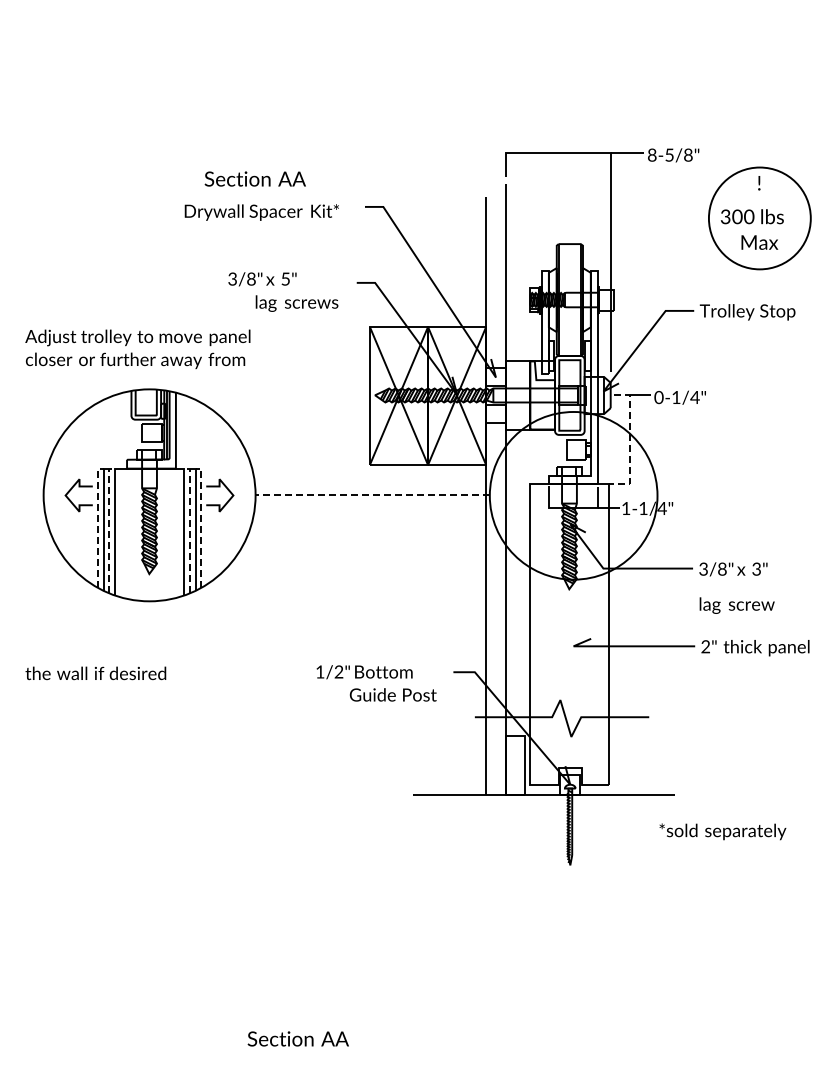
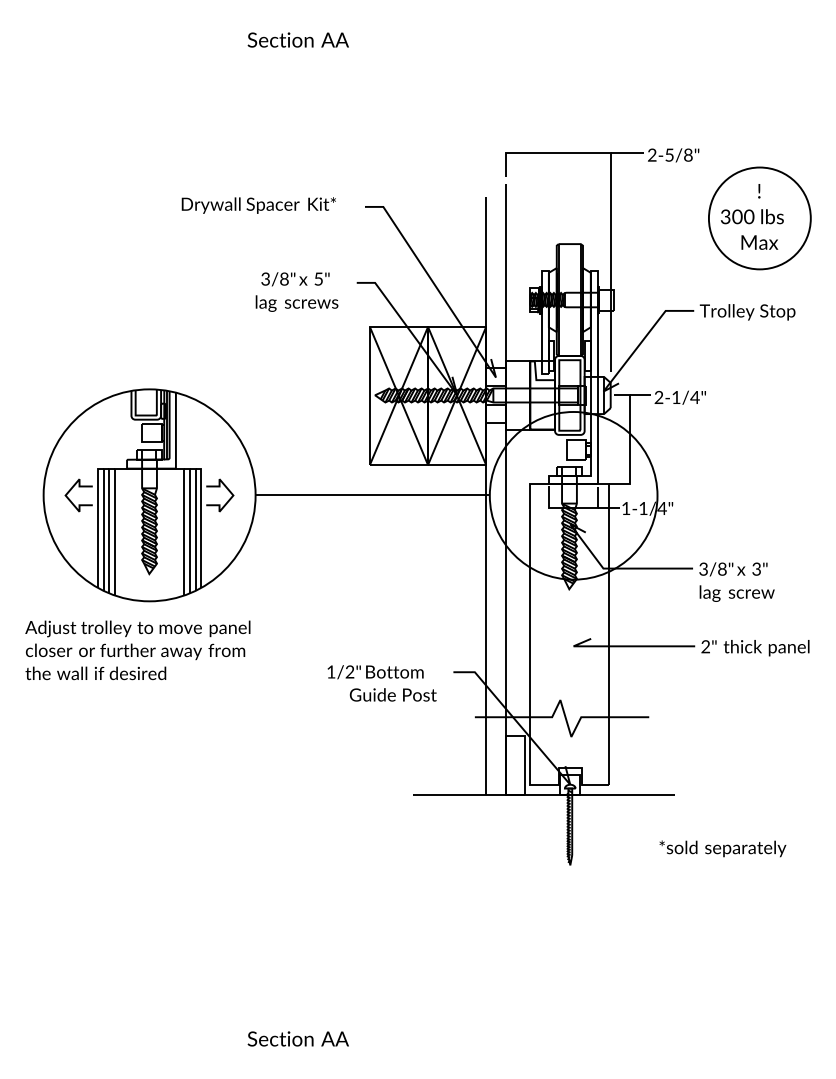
text: 8-5/8" -> 2-5/8" (652, 155)
text position: (254, 178) -> (297, 39) (297, 39)
text position: (759, 183) -> (759, 191) (759, 191)
text position: (261, 212) -> (258, 205) (258, 205)
text position: (262, 279) -> (295, 279) (295, 279)
text position: (137, 348) -> (137, 639) (137, 639)
text: 0-1/4" -> 2-1/4" (658, 397)
line: dashed -> solid (630, 442)
line: dashed -> solid (372, 495)
line: dashed -> solid (97, 524)
line: dashed -> solid (201, 524)
line: dashed -> solid (109, 527)
line: dashed -> solid (189, 527)
text position: (736, 605) -> (736, 593) (736, 593)
text position: (364, 672) -> (375, 672) (375, 672)
text position: (722, 831) -> (722, 848) (722, 848)
